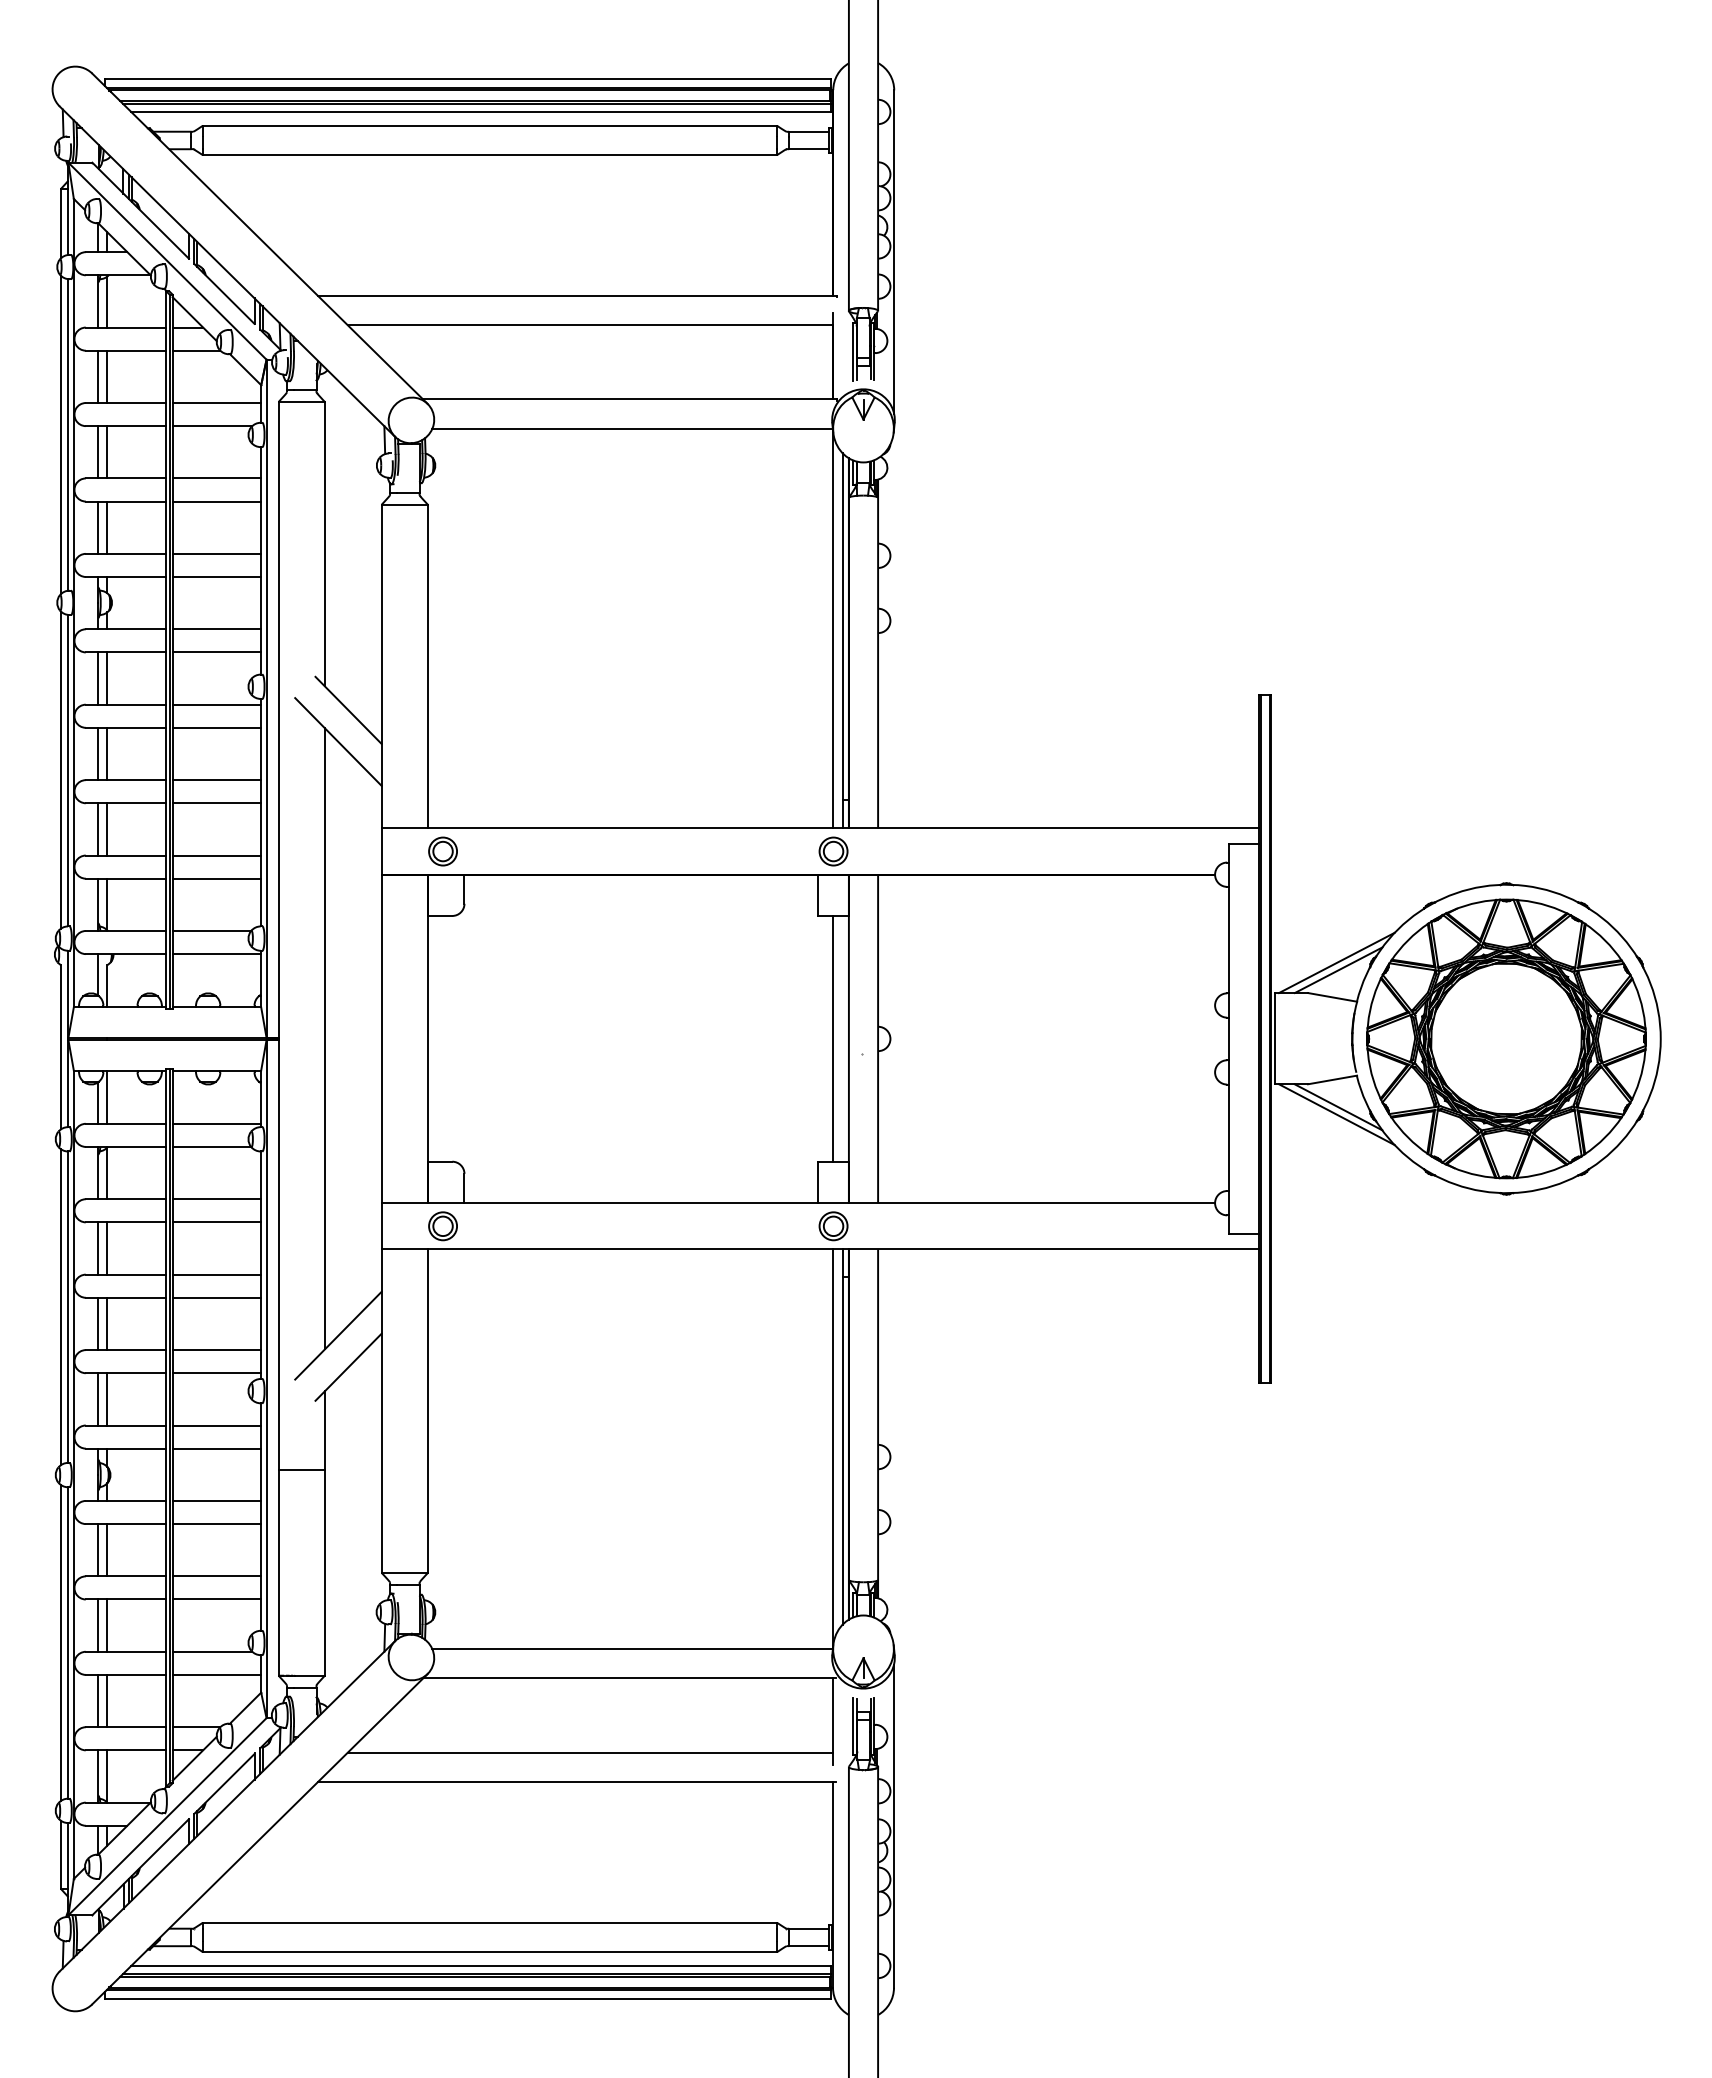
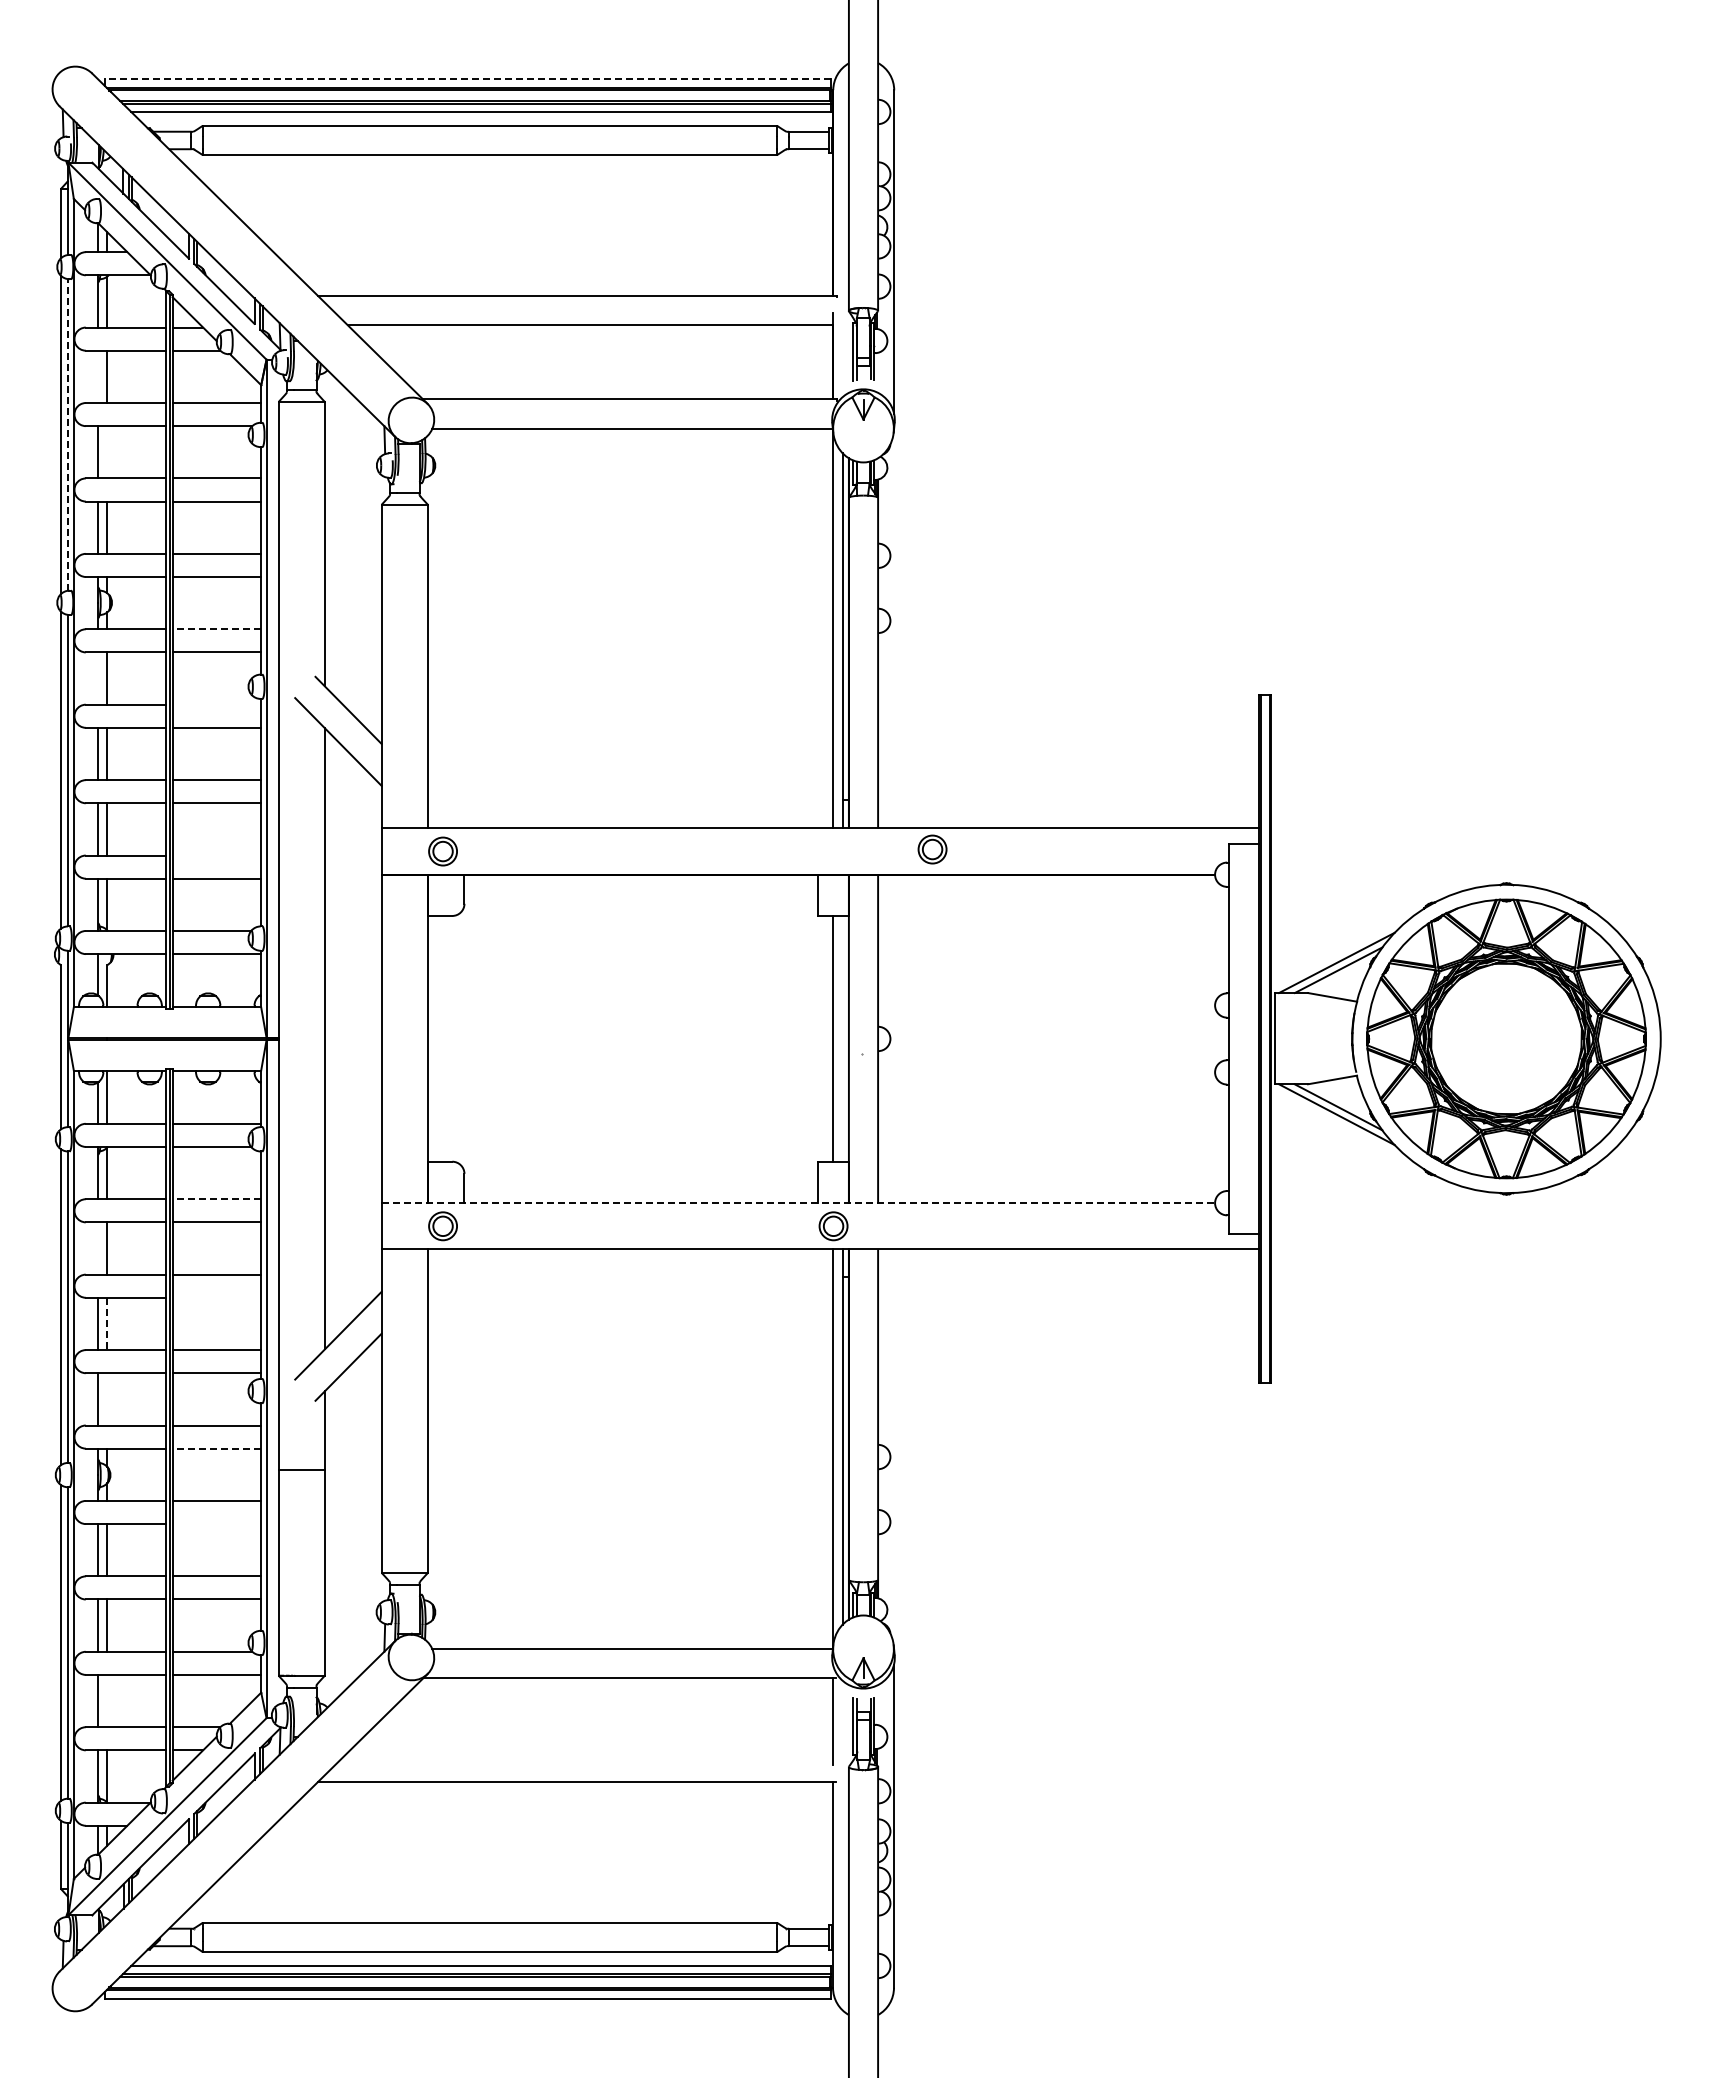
line: solid -> dashed (467, 79)
line: present -> none (97, 376)
line: solid -> dashed (68, 434)
line: present -> none (107, 452)
line: solid -> dashed (216, 629)
line: present -> none (97, 678)
line: present -> none (216, 704)
part position: (833, 851) -> (932, 849) (932, 849)
line: present -> none (216, 855)
line: solid -> dashed (216, 1199)
line: solid -> dashed (798, 1203)
line: present -> none (97, 1248)
line: present -> none (216, 1297)
line: solid -> dashed (107, 1324)
line: present -> none (107, 1399)
line: solid -> dashed (216, 1448)
line: present -> none (216, 1524)
line: present -> none (107, 1700)
line: present -> none (589, 1752)
